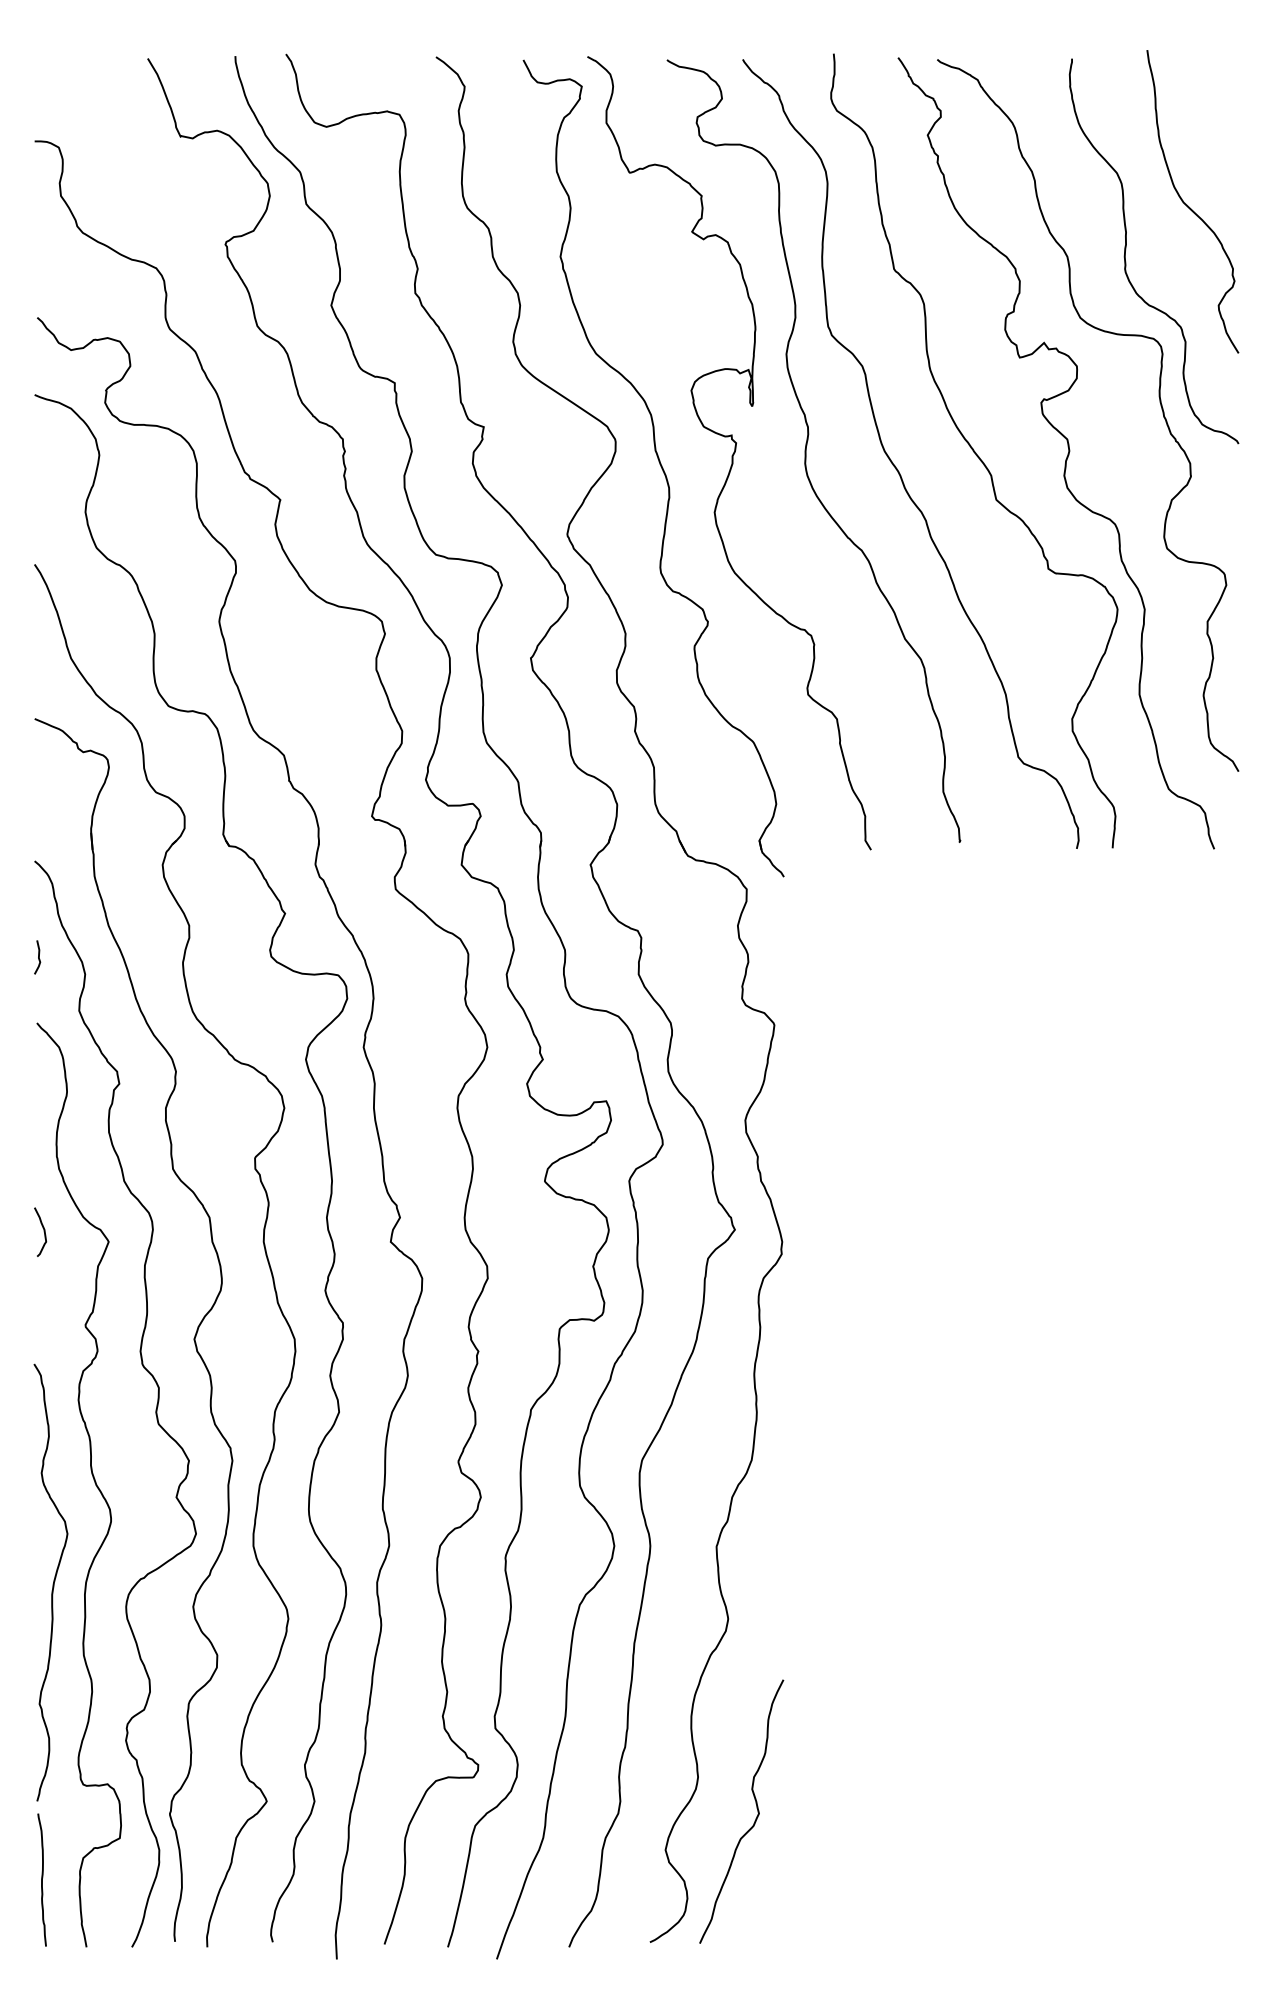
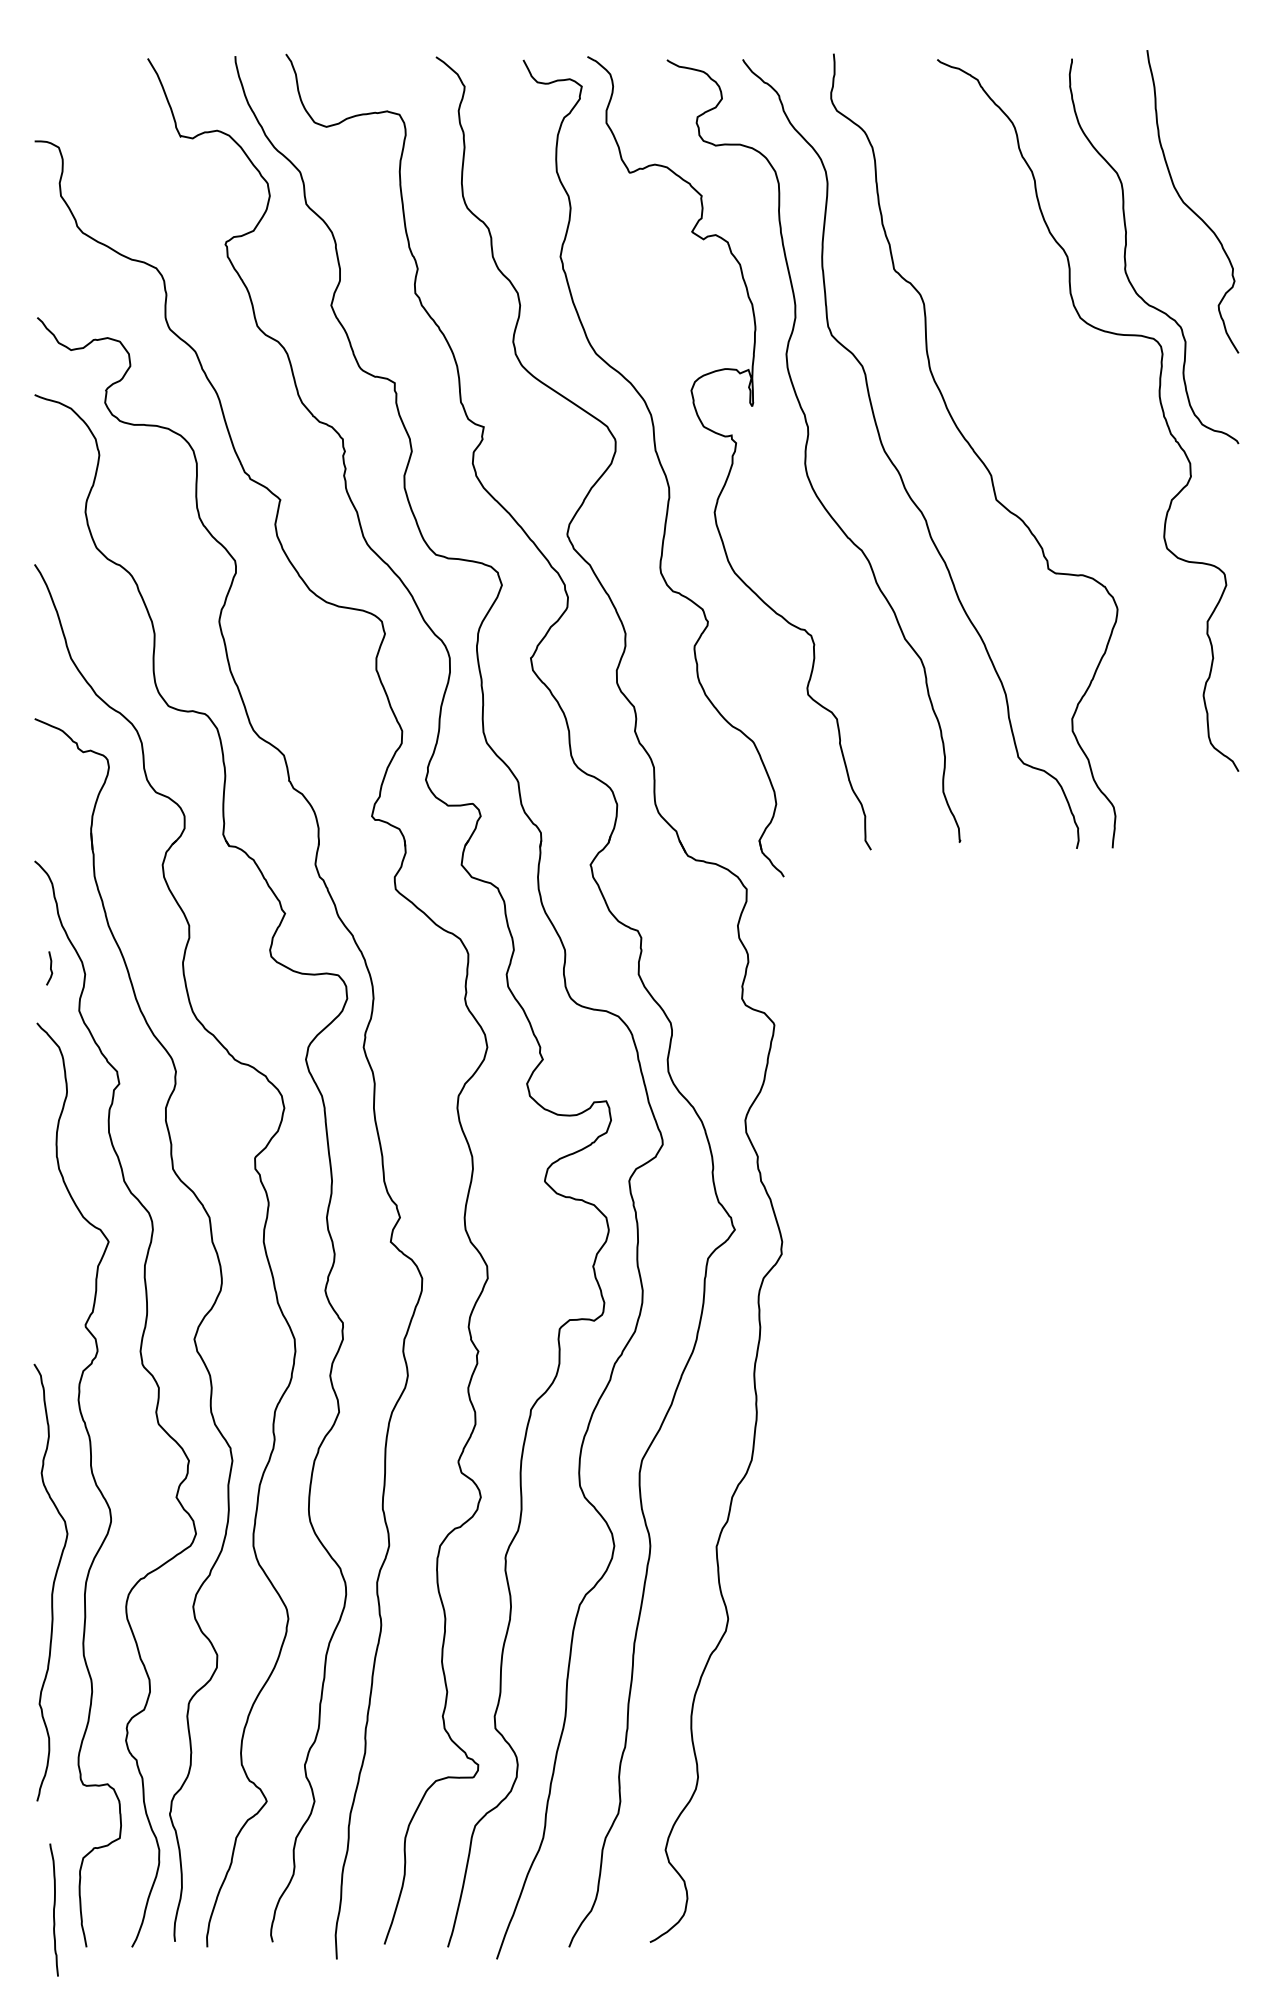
curve: present -> none (1066, 456)
curve position: (38, 957) -> (50, 968) (50, 968)
curve: present -> none (43, 1231)
curve: present -> none (756, 1808)
curve position: (41, 1879) -> (53, 1909) (53, 1909)
